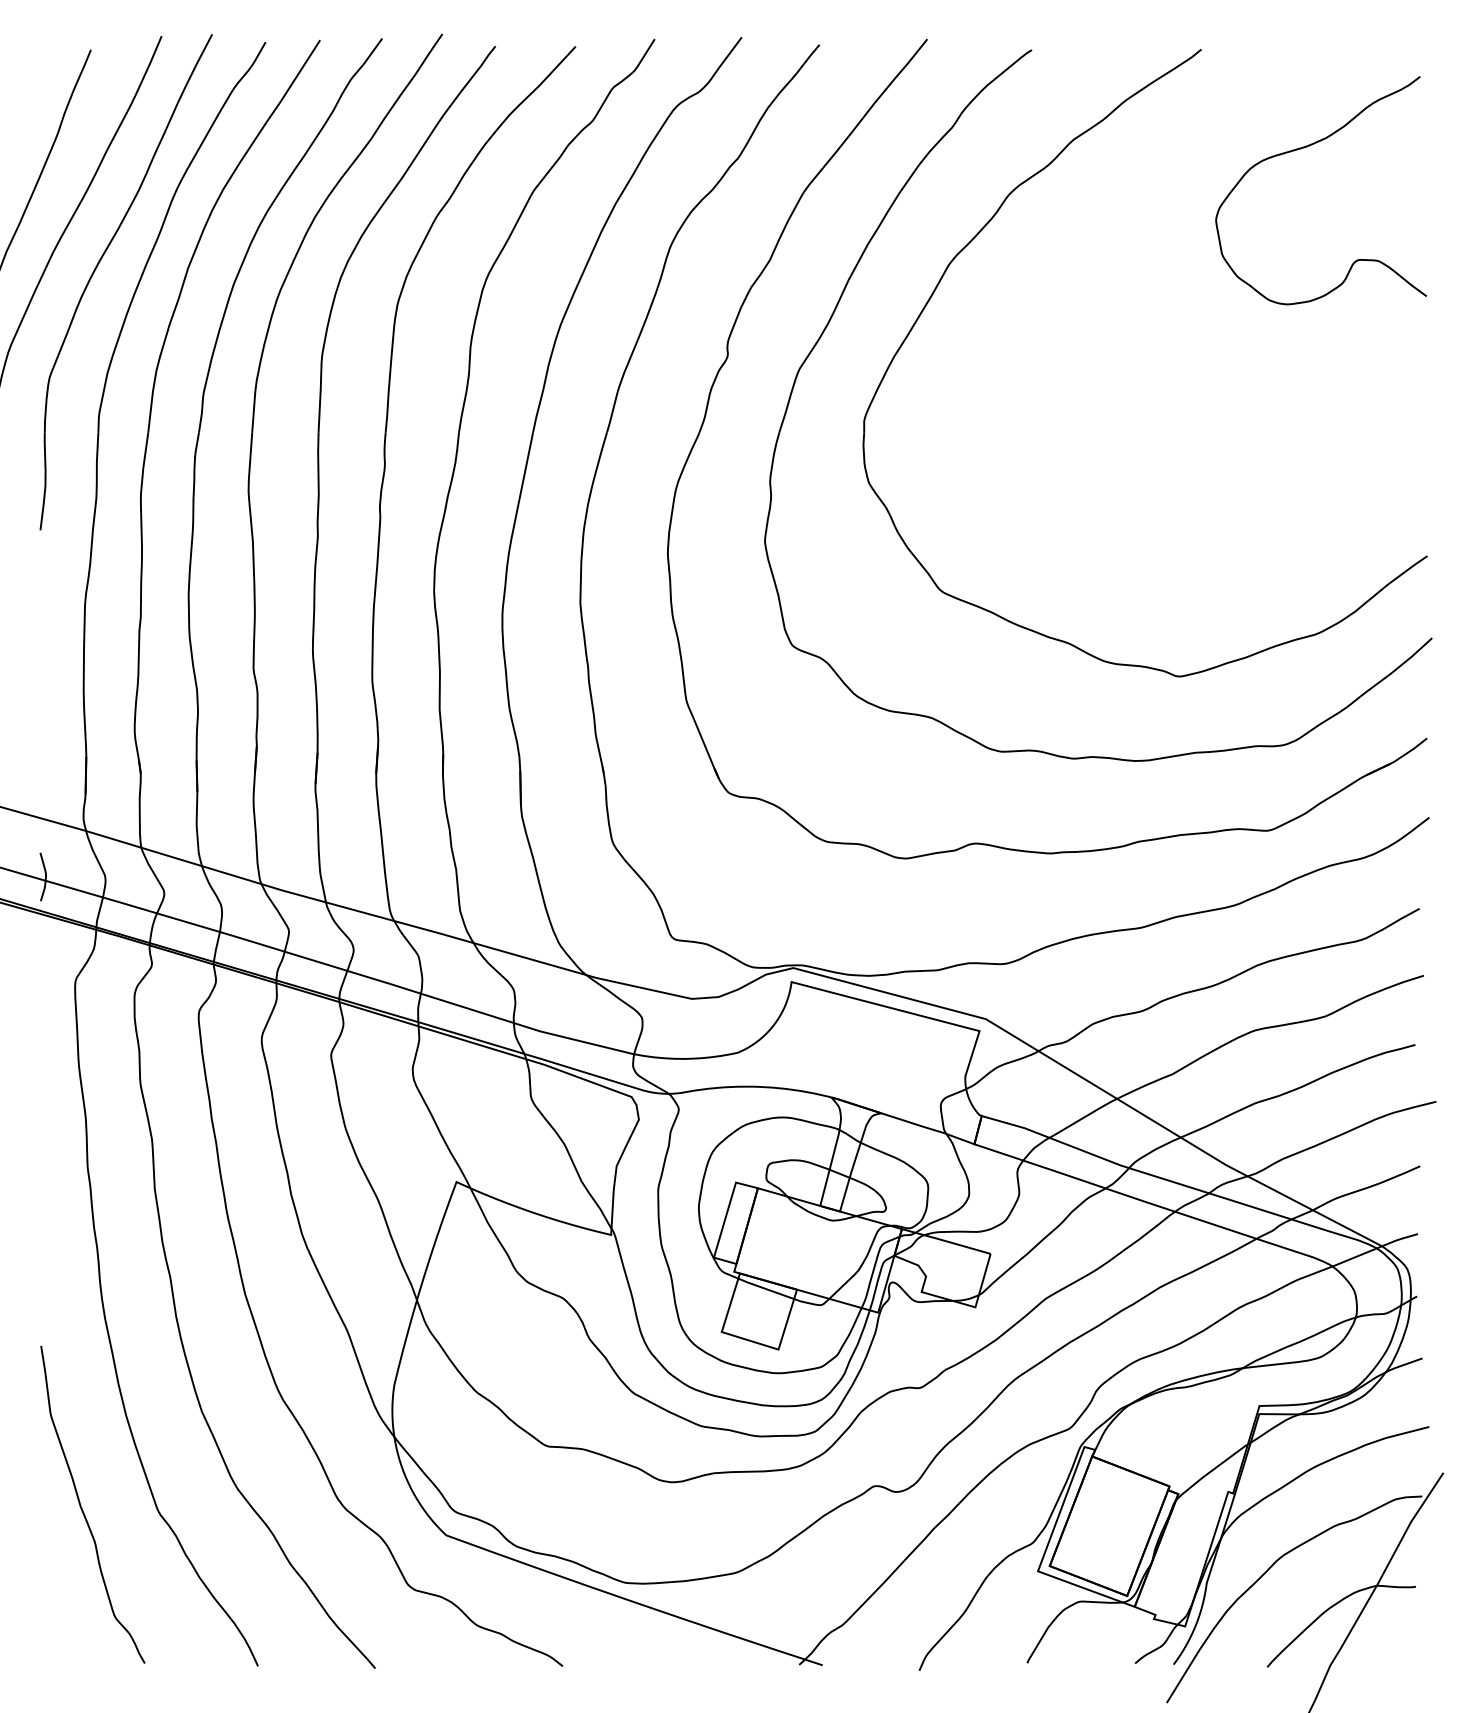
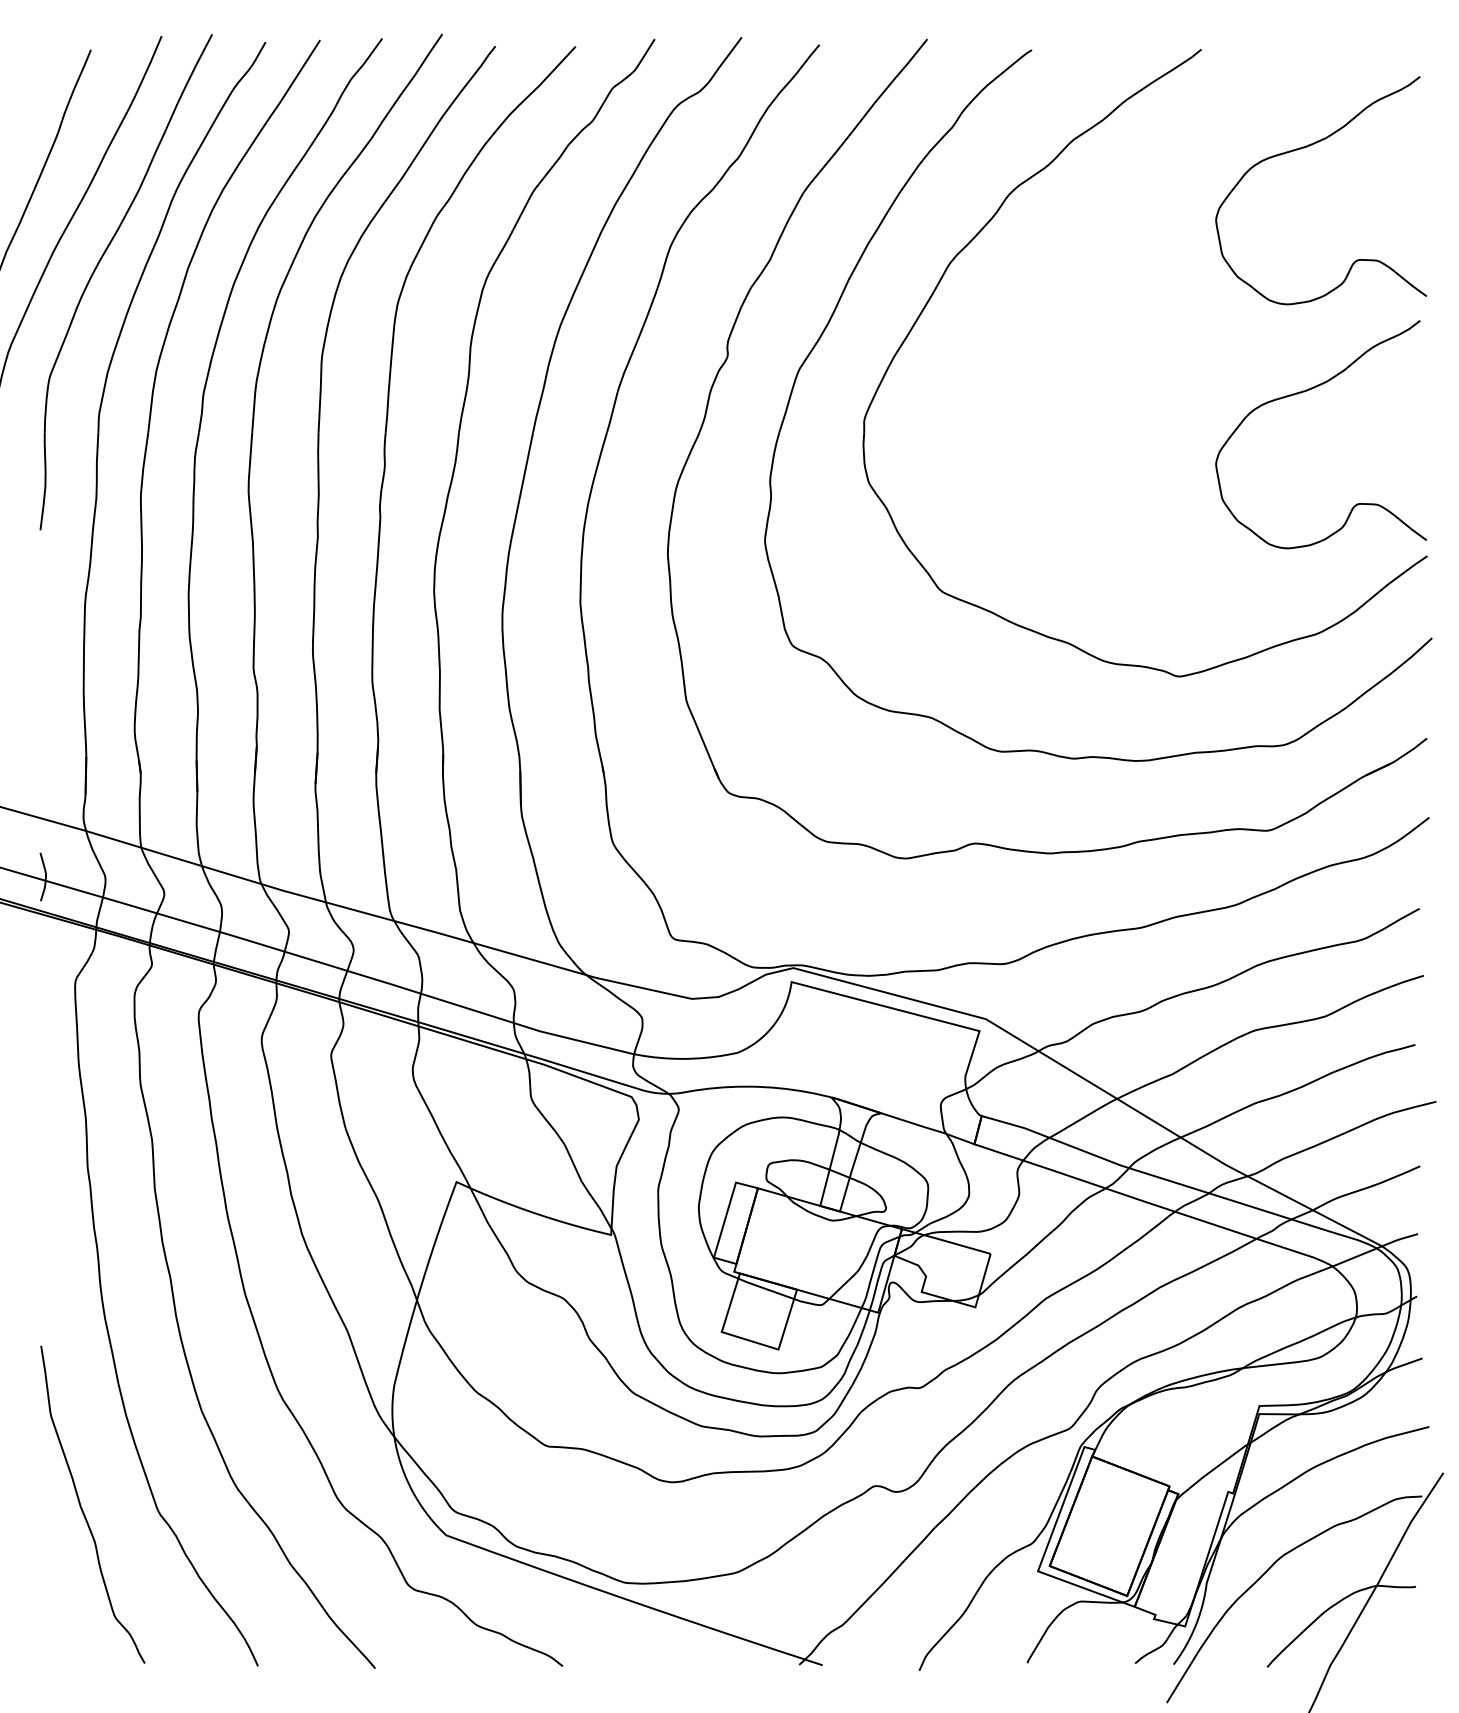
curve: none -> present (1307, 391)
